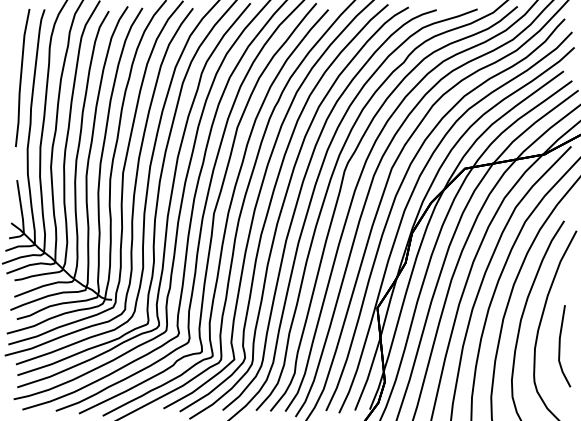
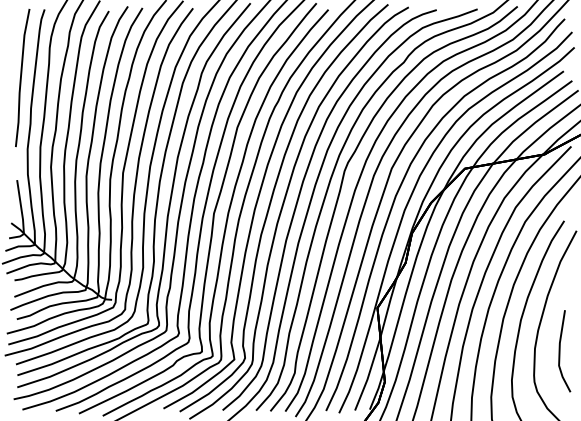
line position: (560, 346) -> (560, 351) (560, 351)
